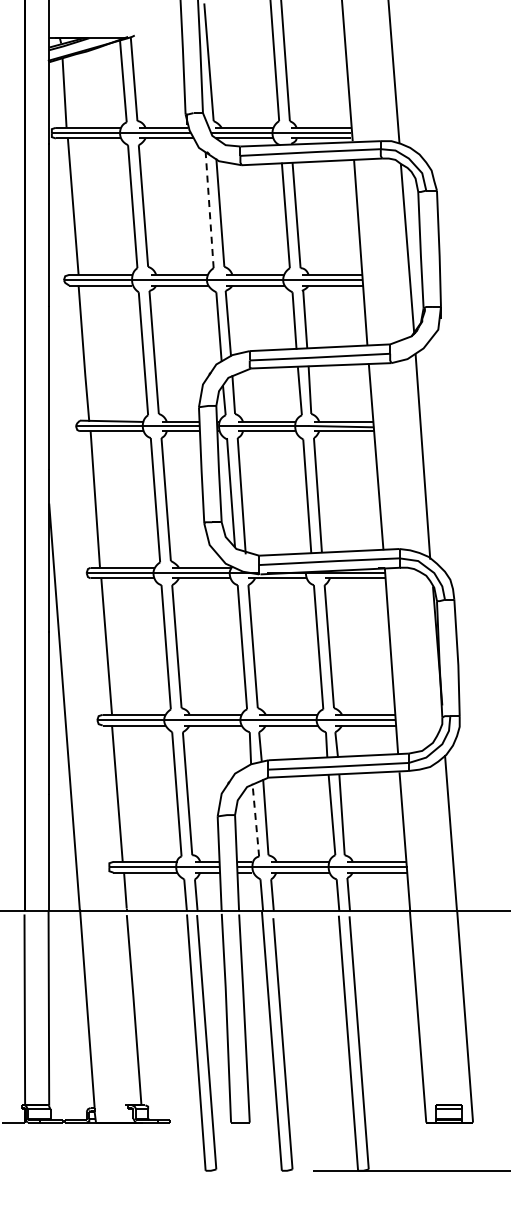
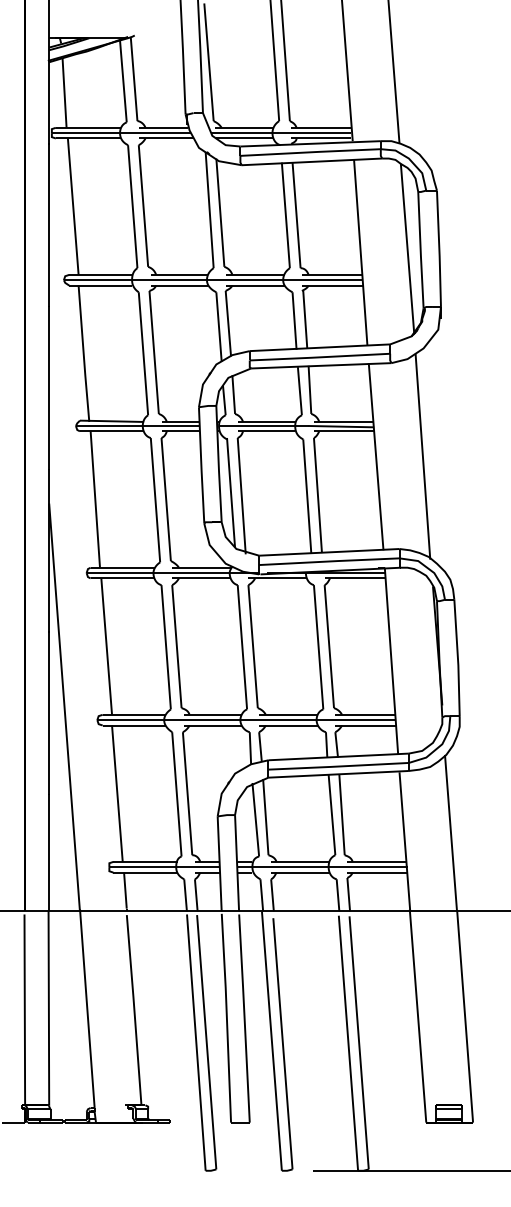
line: dashed -> solid (209, 209)
line: dashed -> solid (255, 819)
